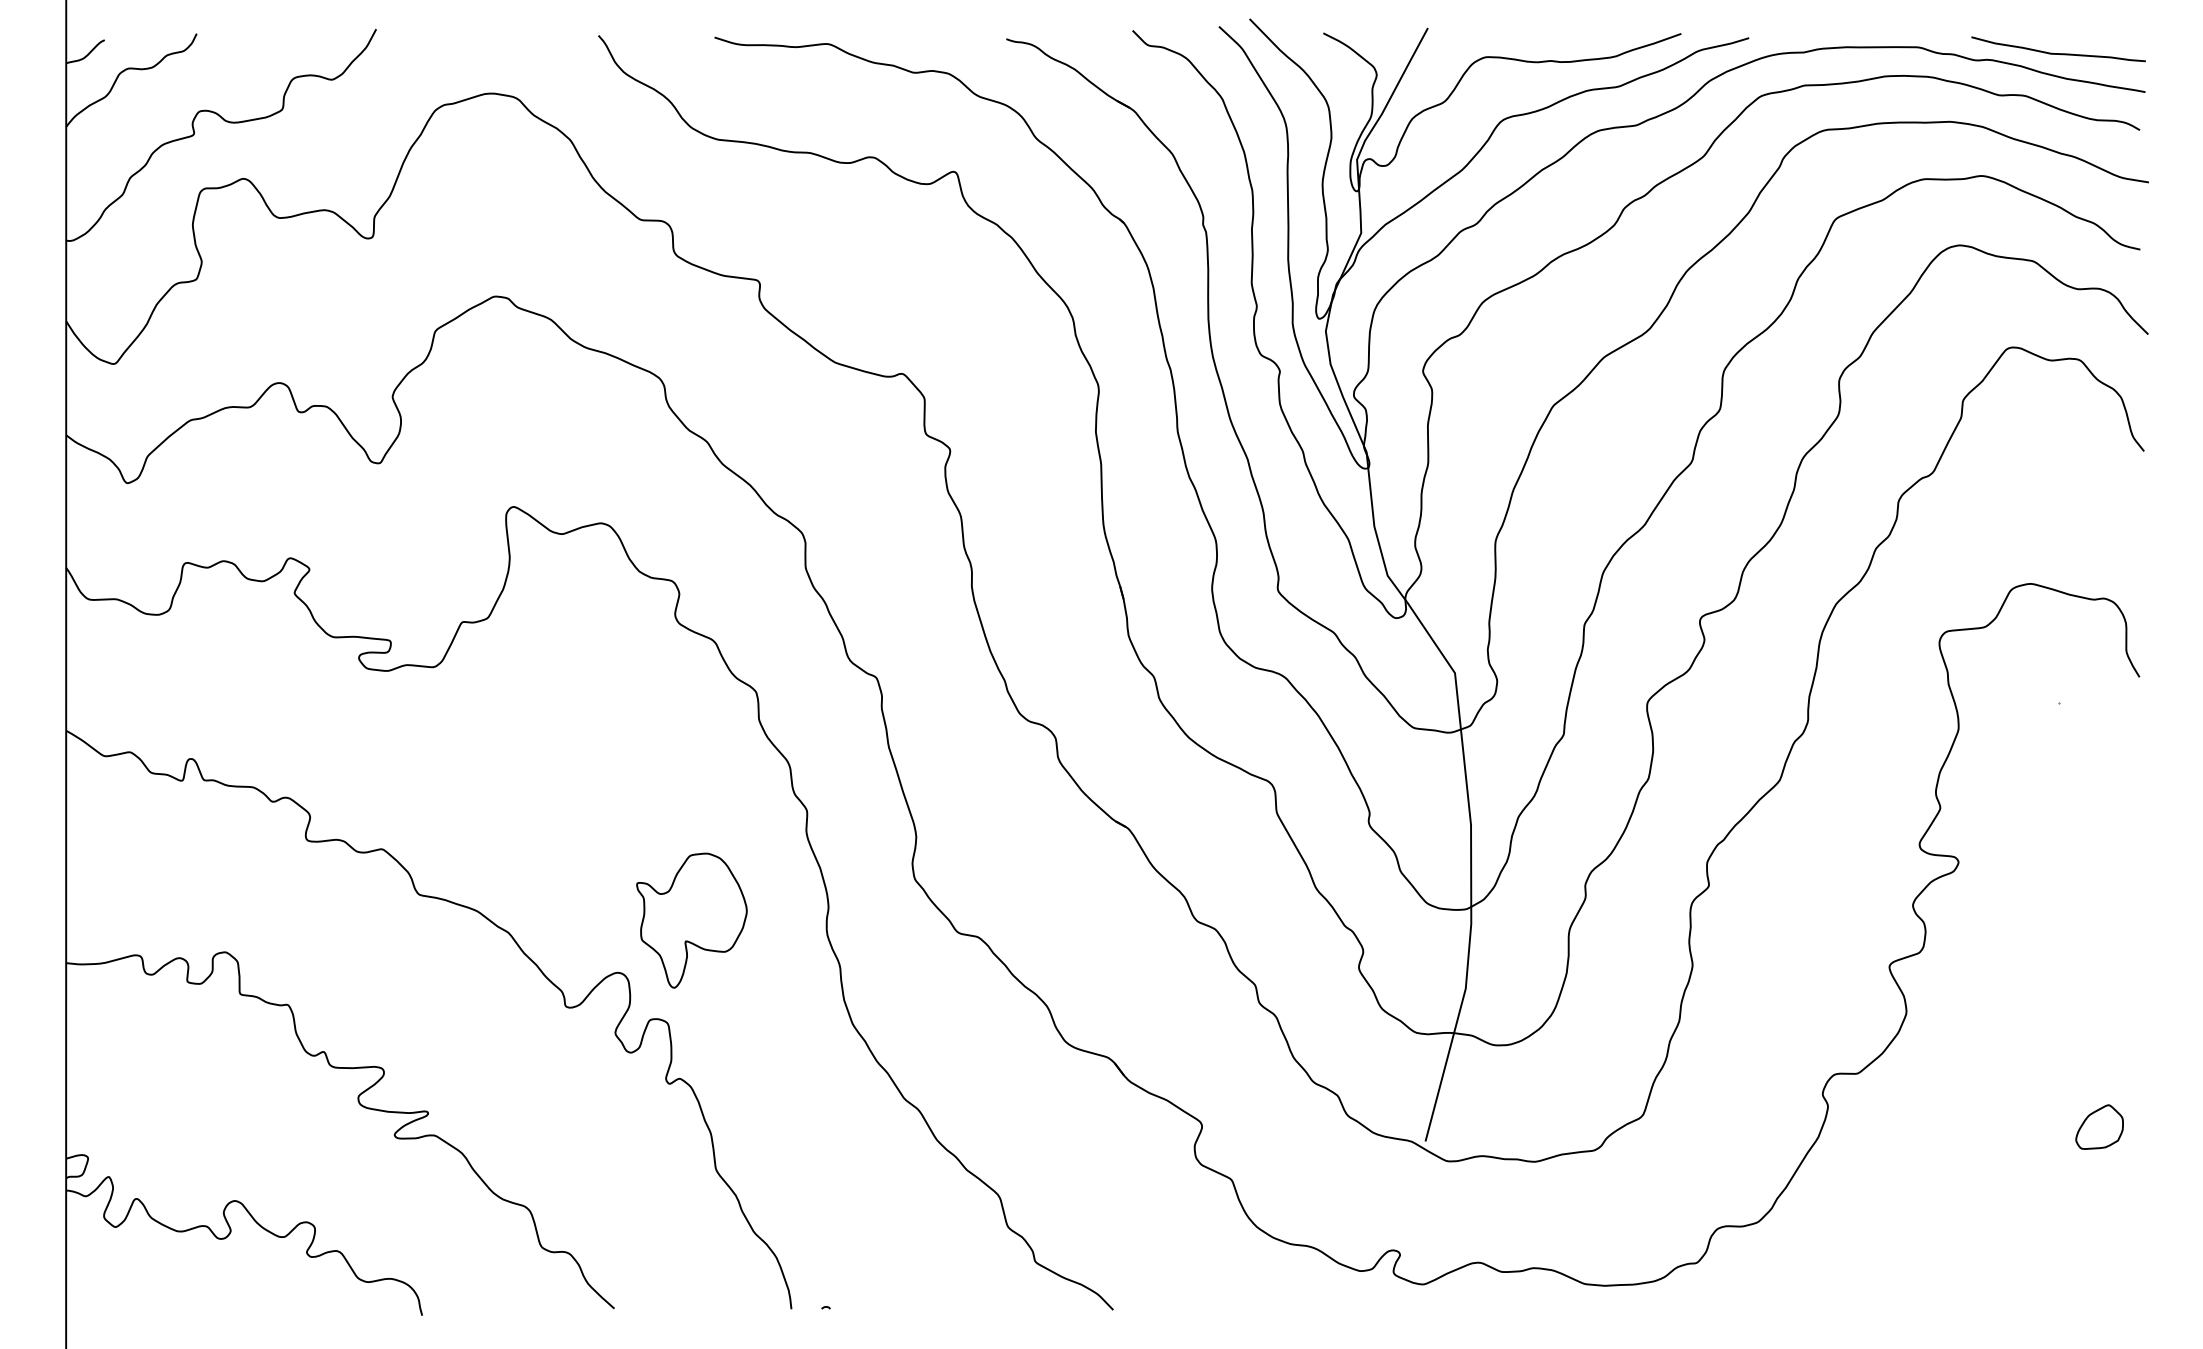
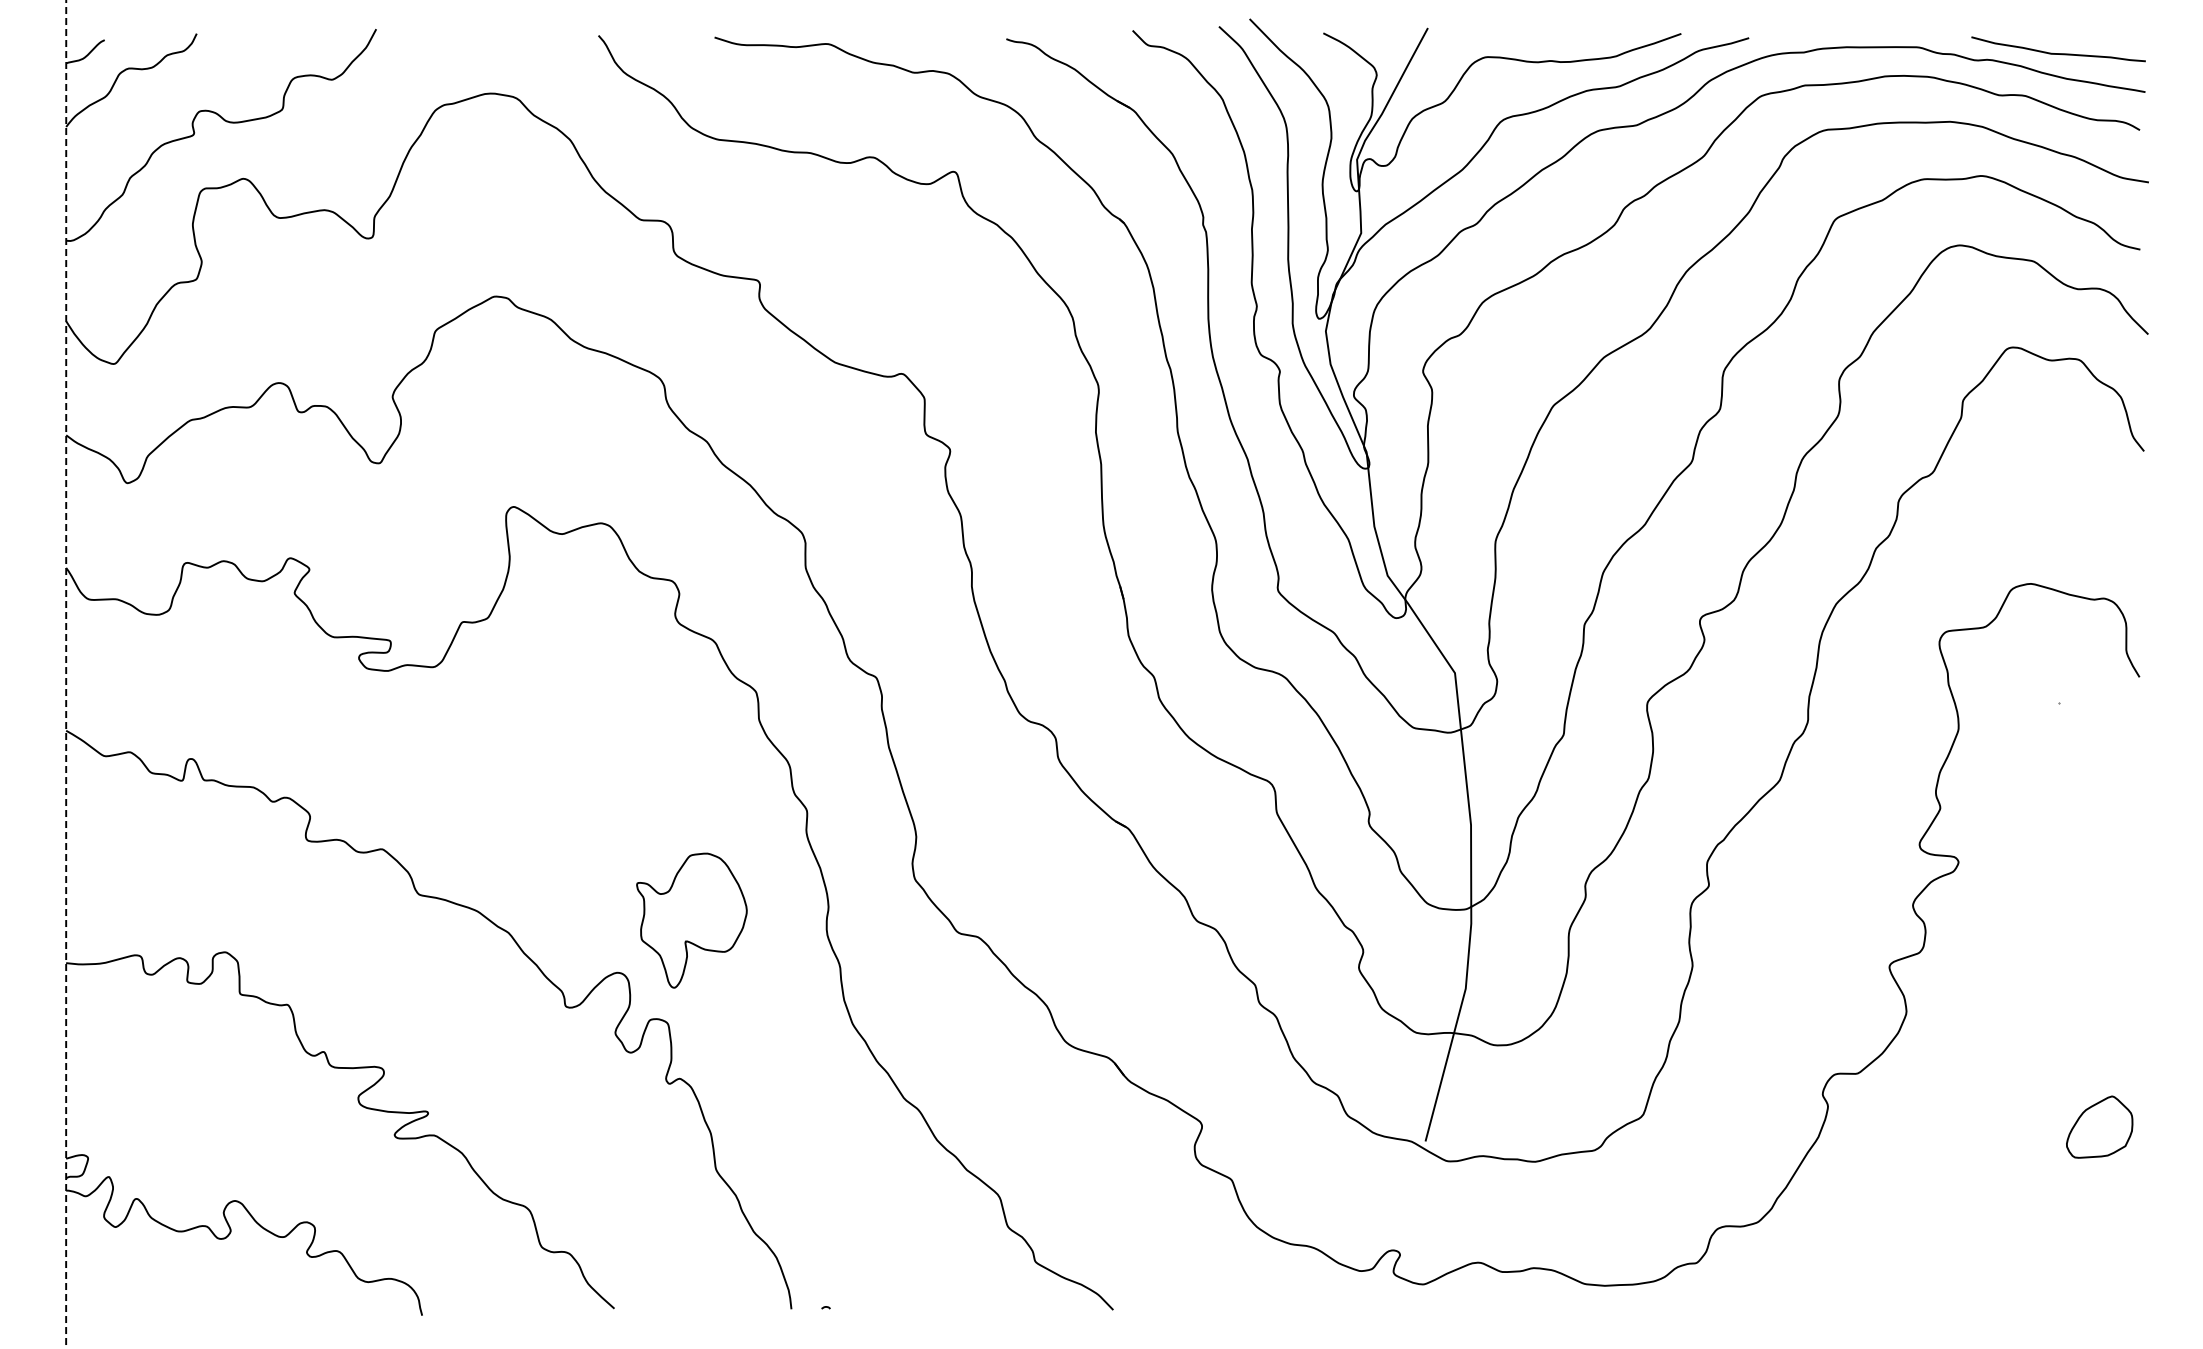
line: solid -> dashed (66, 674)
part size: 49x46 px -> 68x64 px (2099, 1126)
